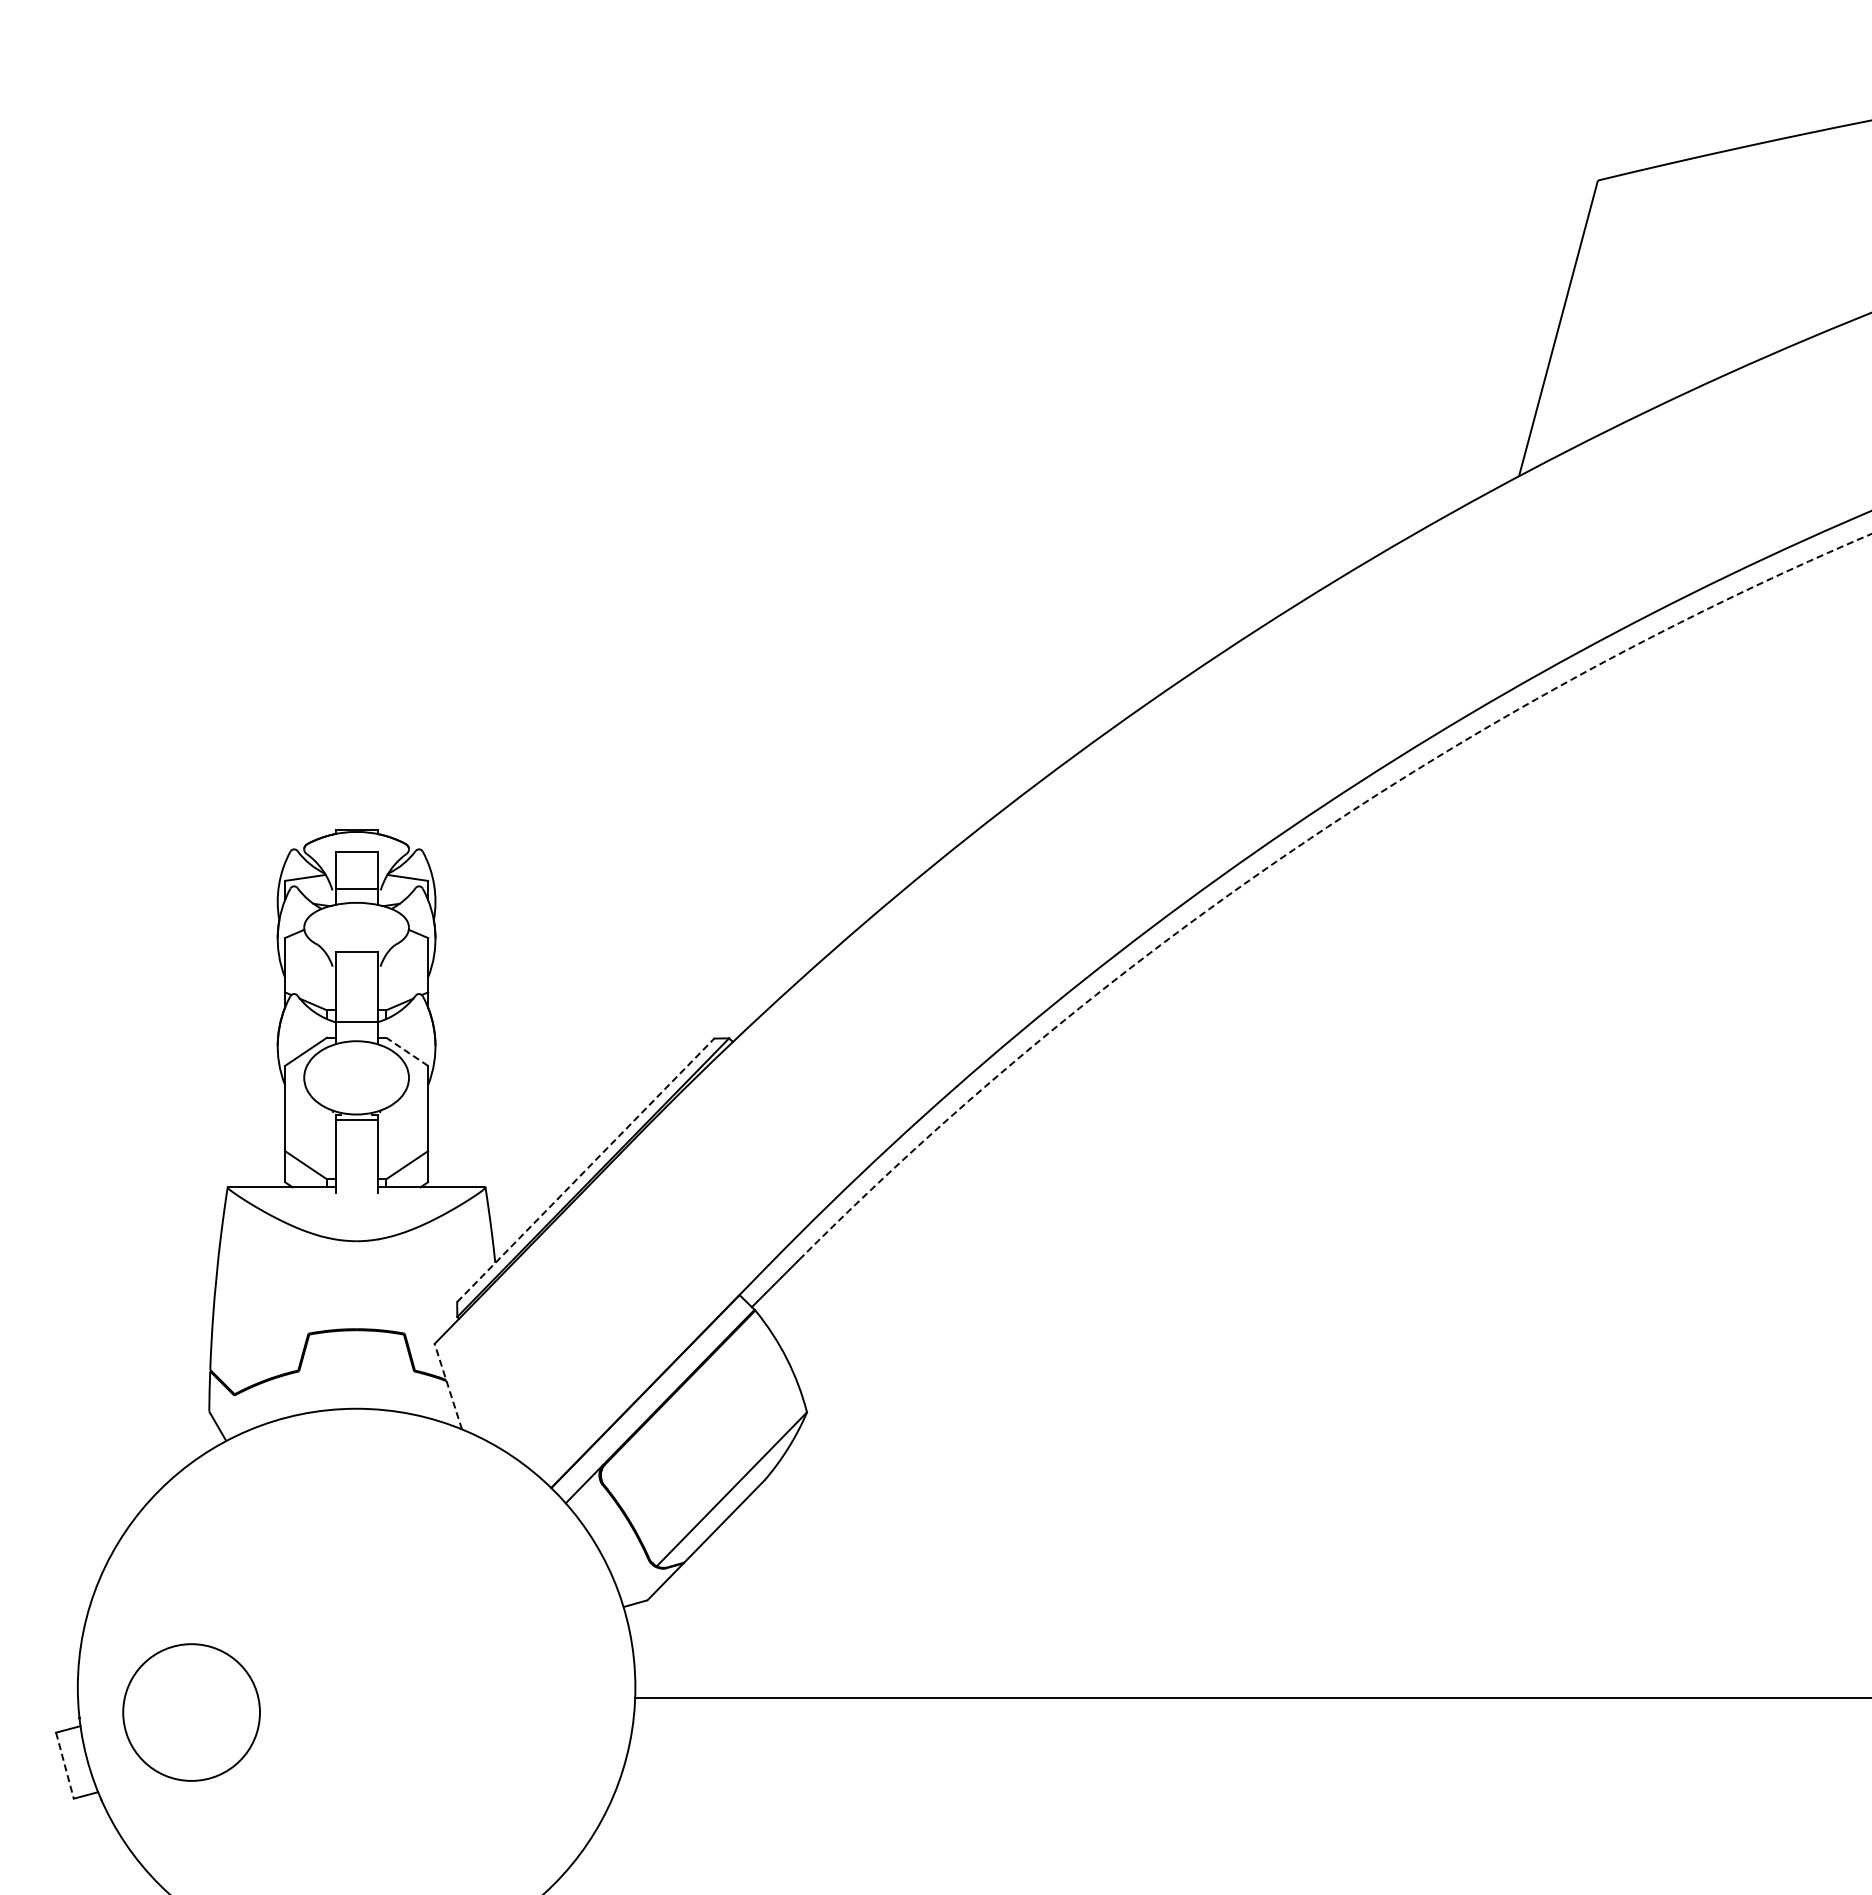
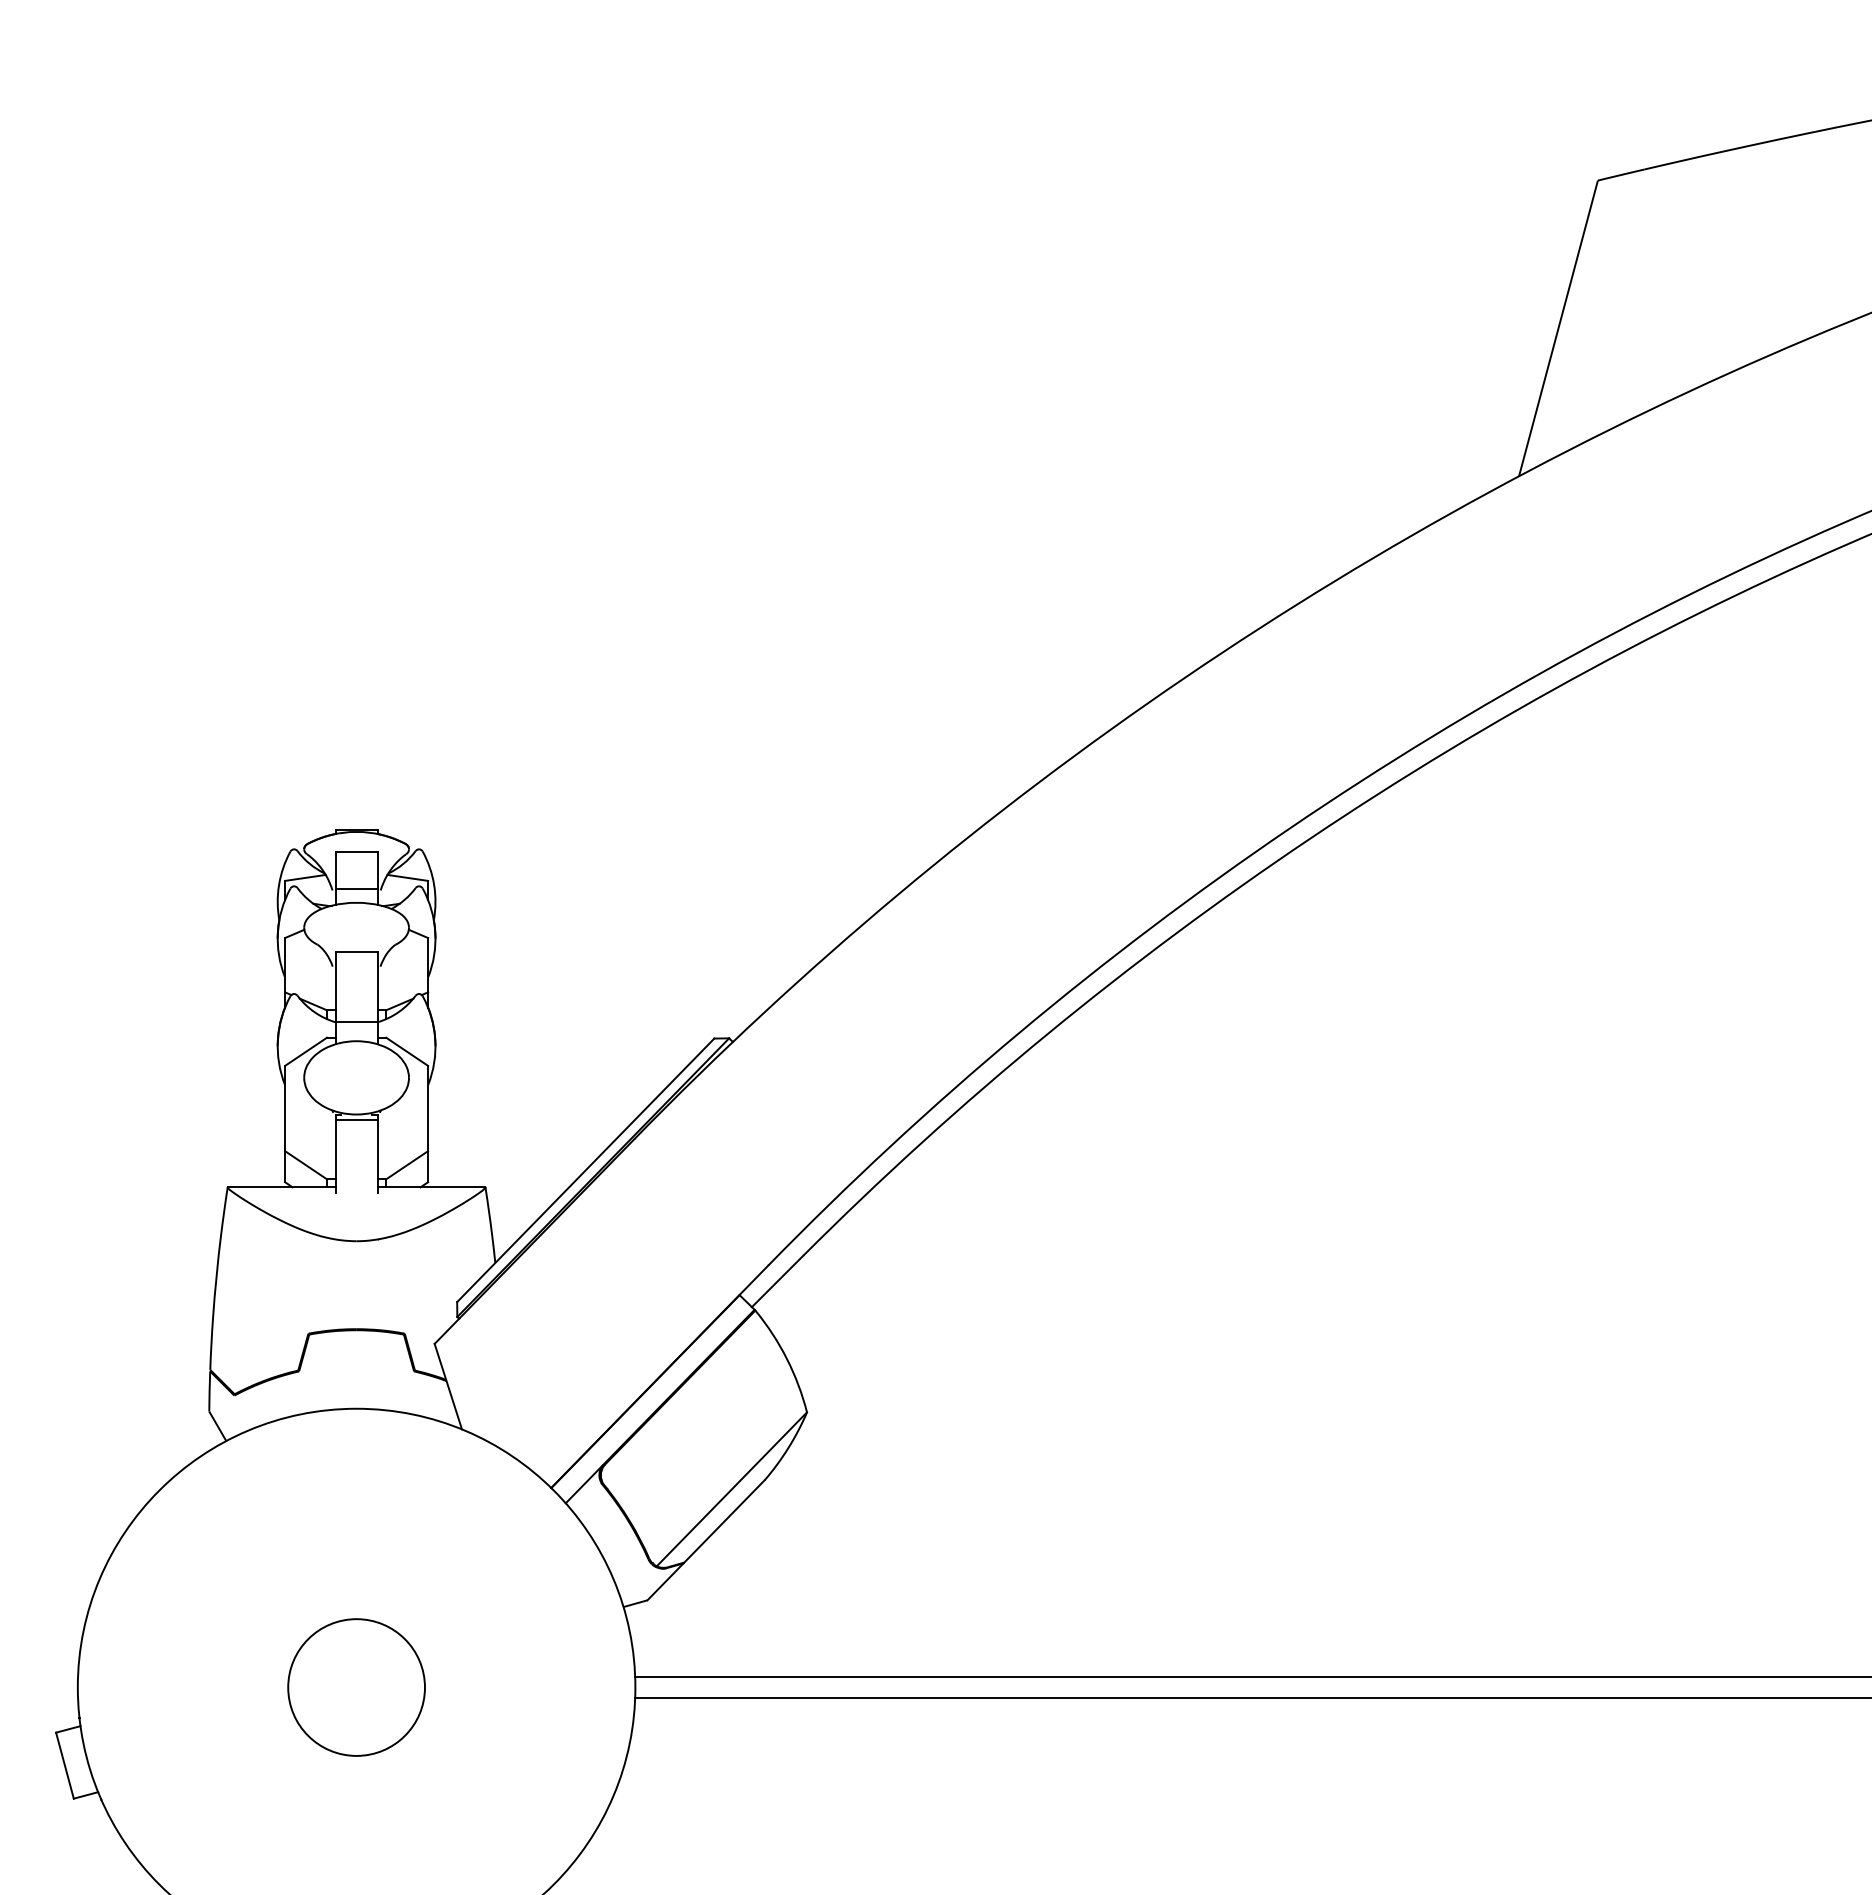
arc: dashed -> solid (1303, 843)
line: dashed -> solid (406, 1051)
line: dashed -> solid (586, 1169)
line: dashed -> solid (448, 1386)
line: none -> present (1251, 1677)
circle position: (191, 1712) -> (356, 1687) (356, 1687)
line: dashed -> solid (65, 1766)
